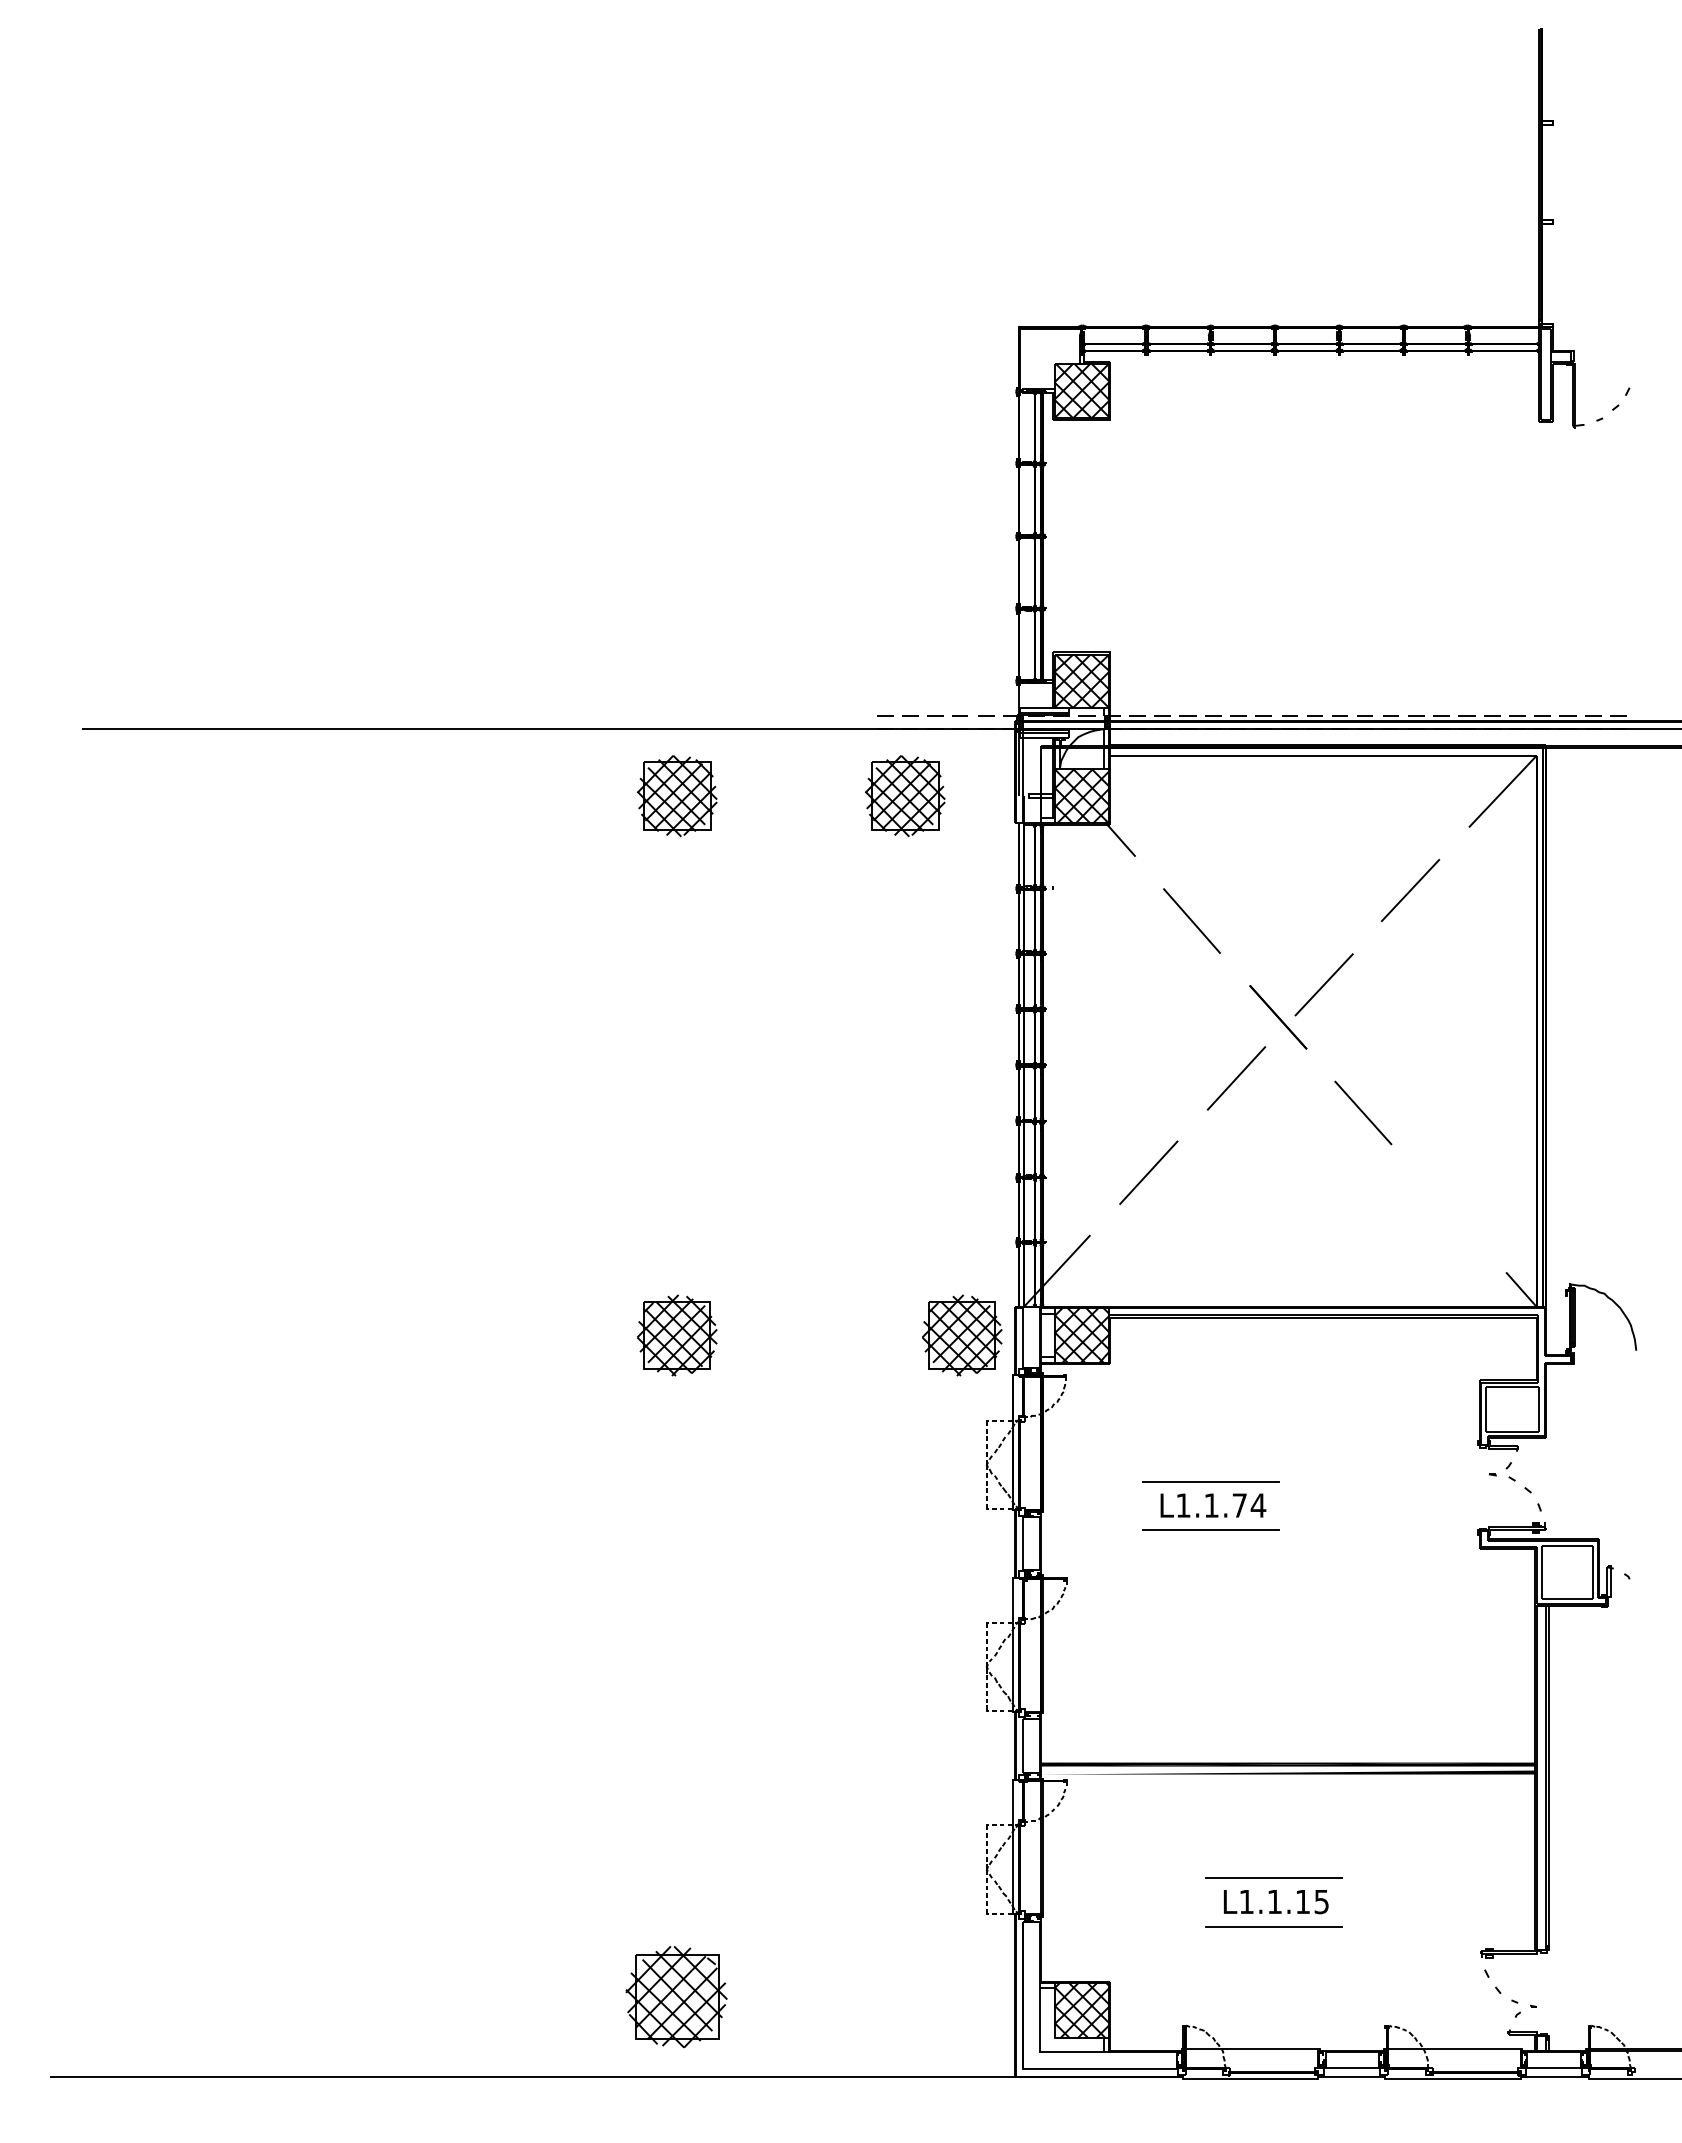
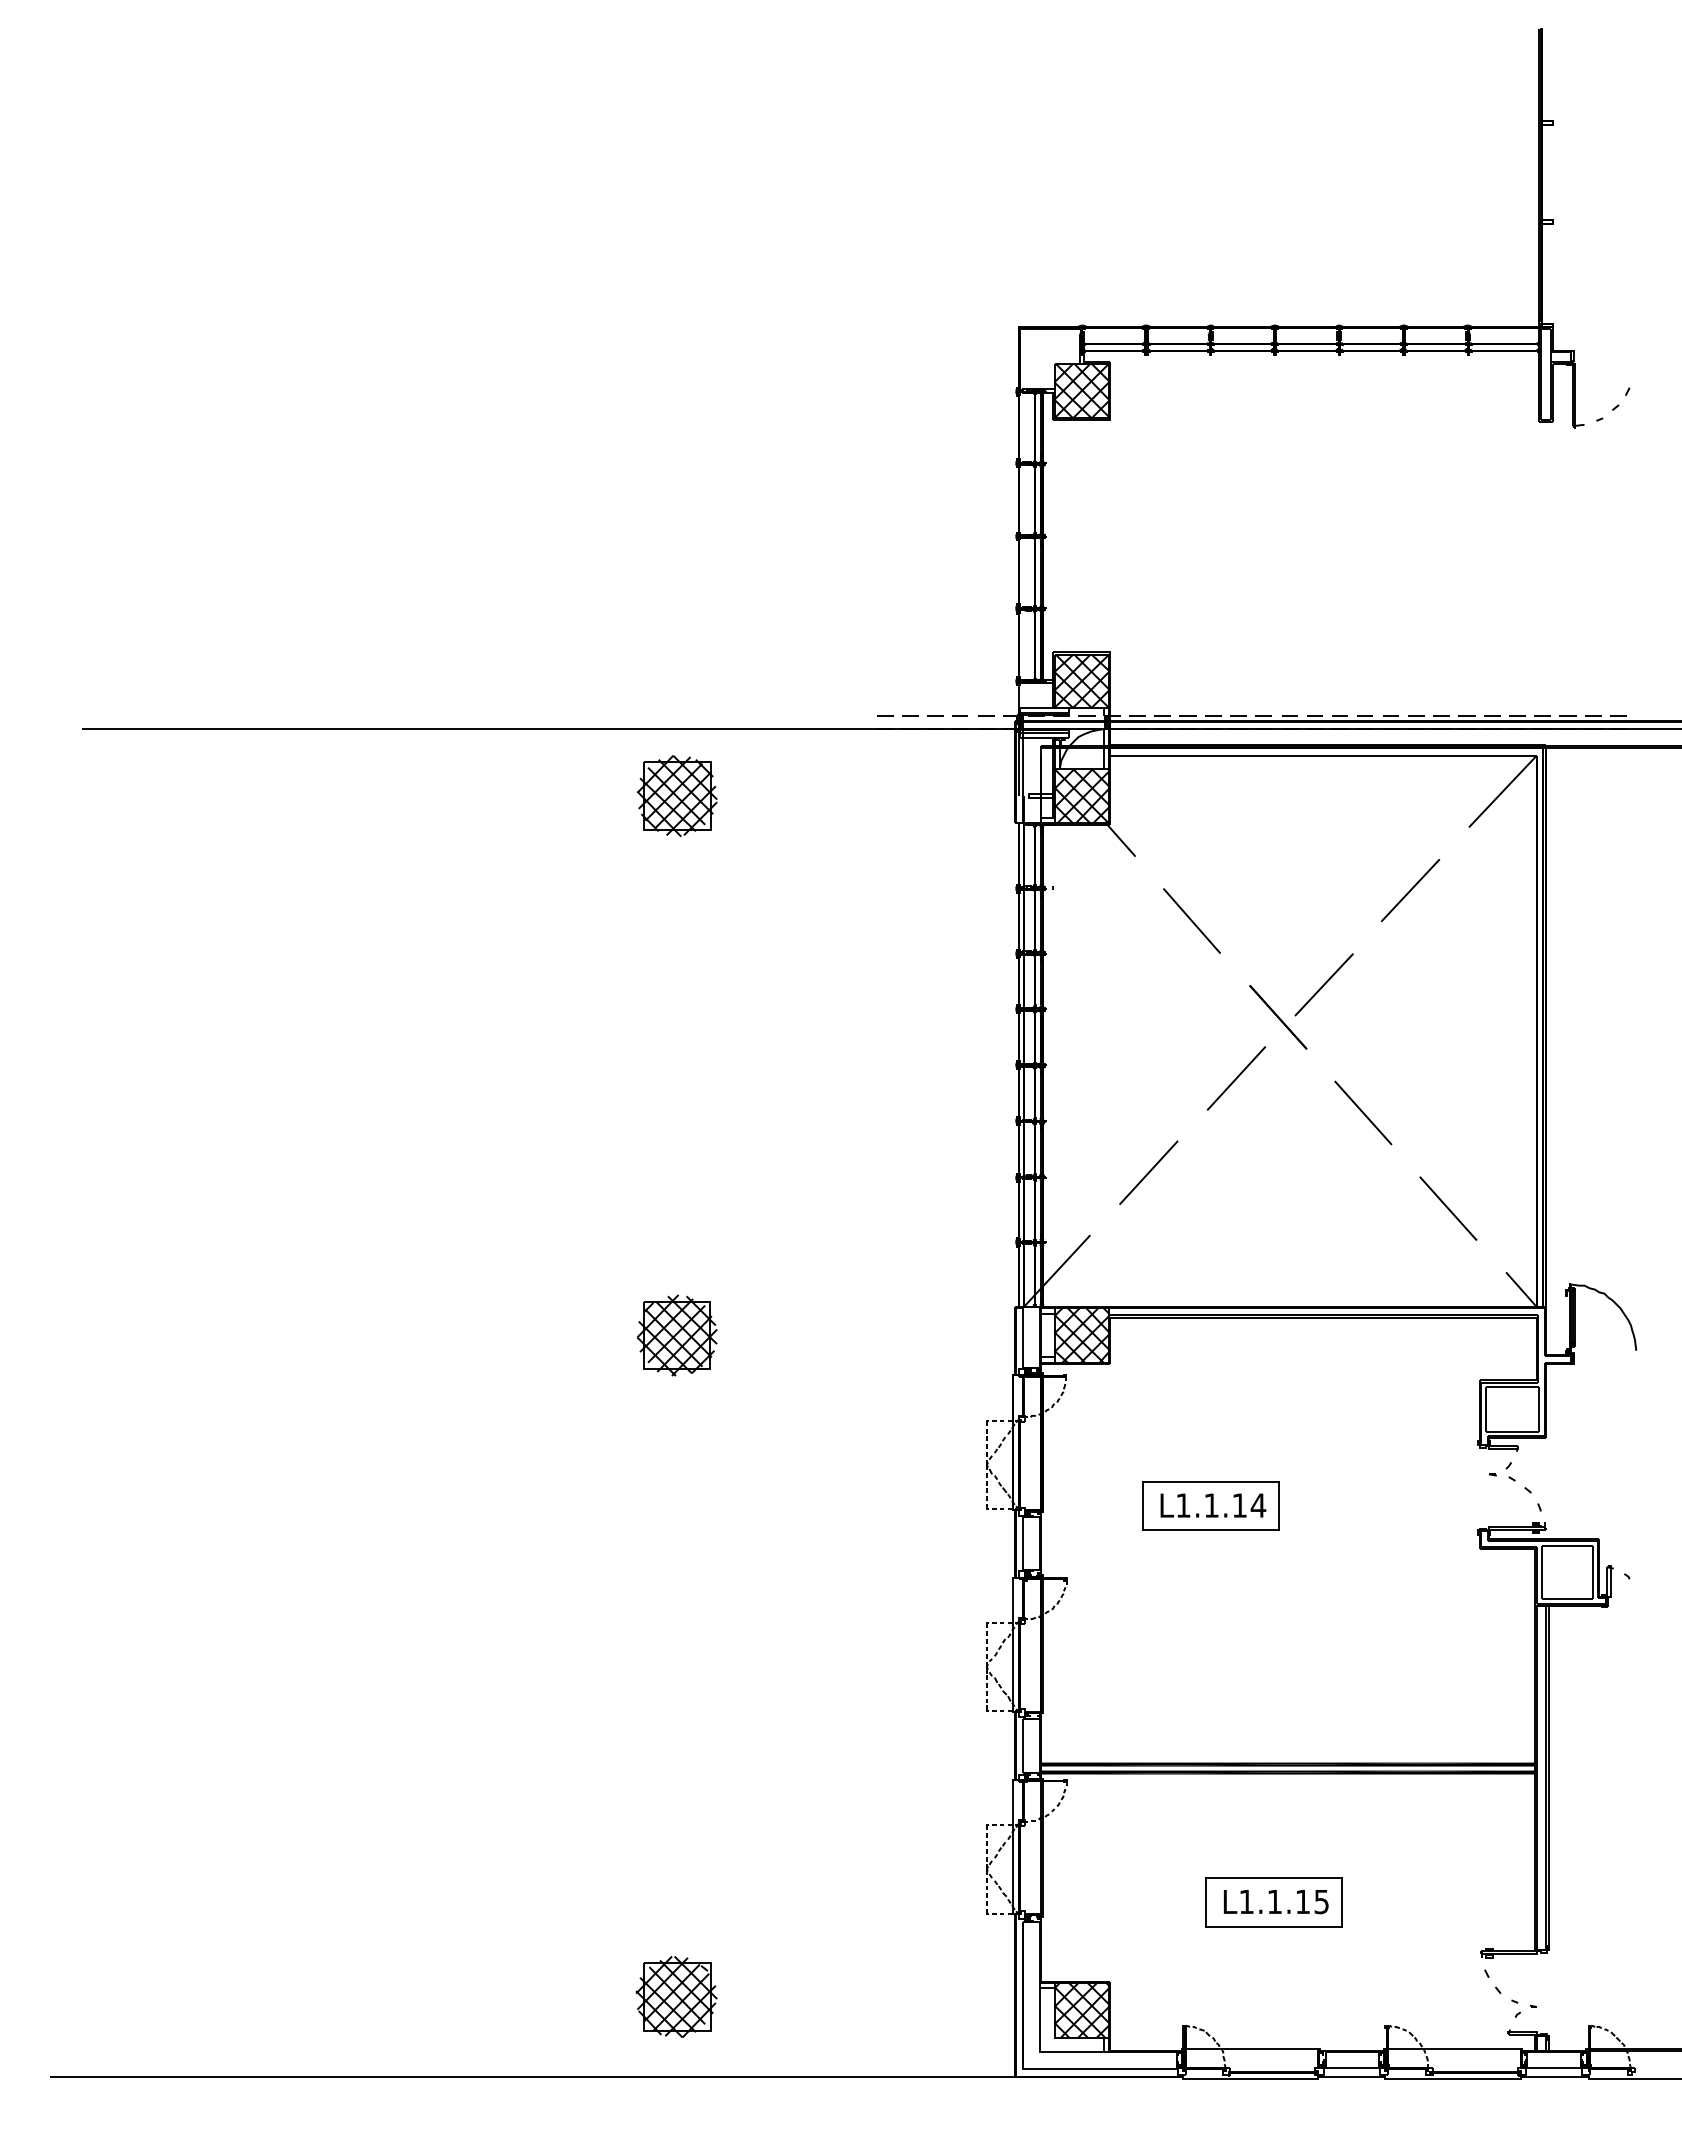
part: present -> none (905, 796)
line: none -> present (1448, 1208)
part: present -> none (962, 1335)
line: none -> present (1143, 1505)
text: L1.1.74 -> L1.1.14 (1239, 1505)
line: none -> present (1278, 1505)
fill: none -> present (1287, 1772)
line: none -> present (1206, 1902)
line: none -> present (1342, 1902)
part size: 103x103 px -> 83x82 px (676, 1996)
